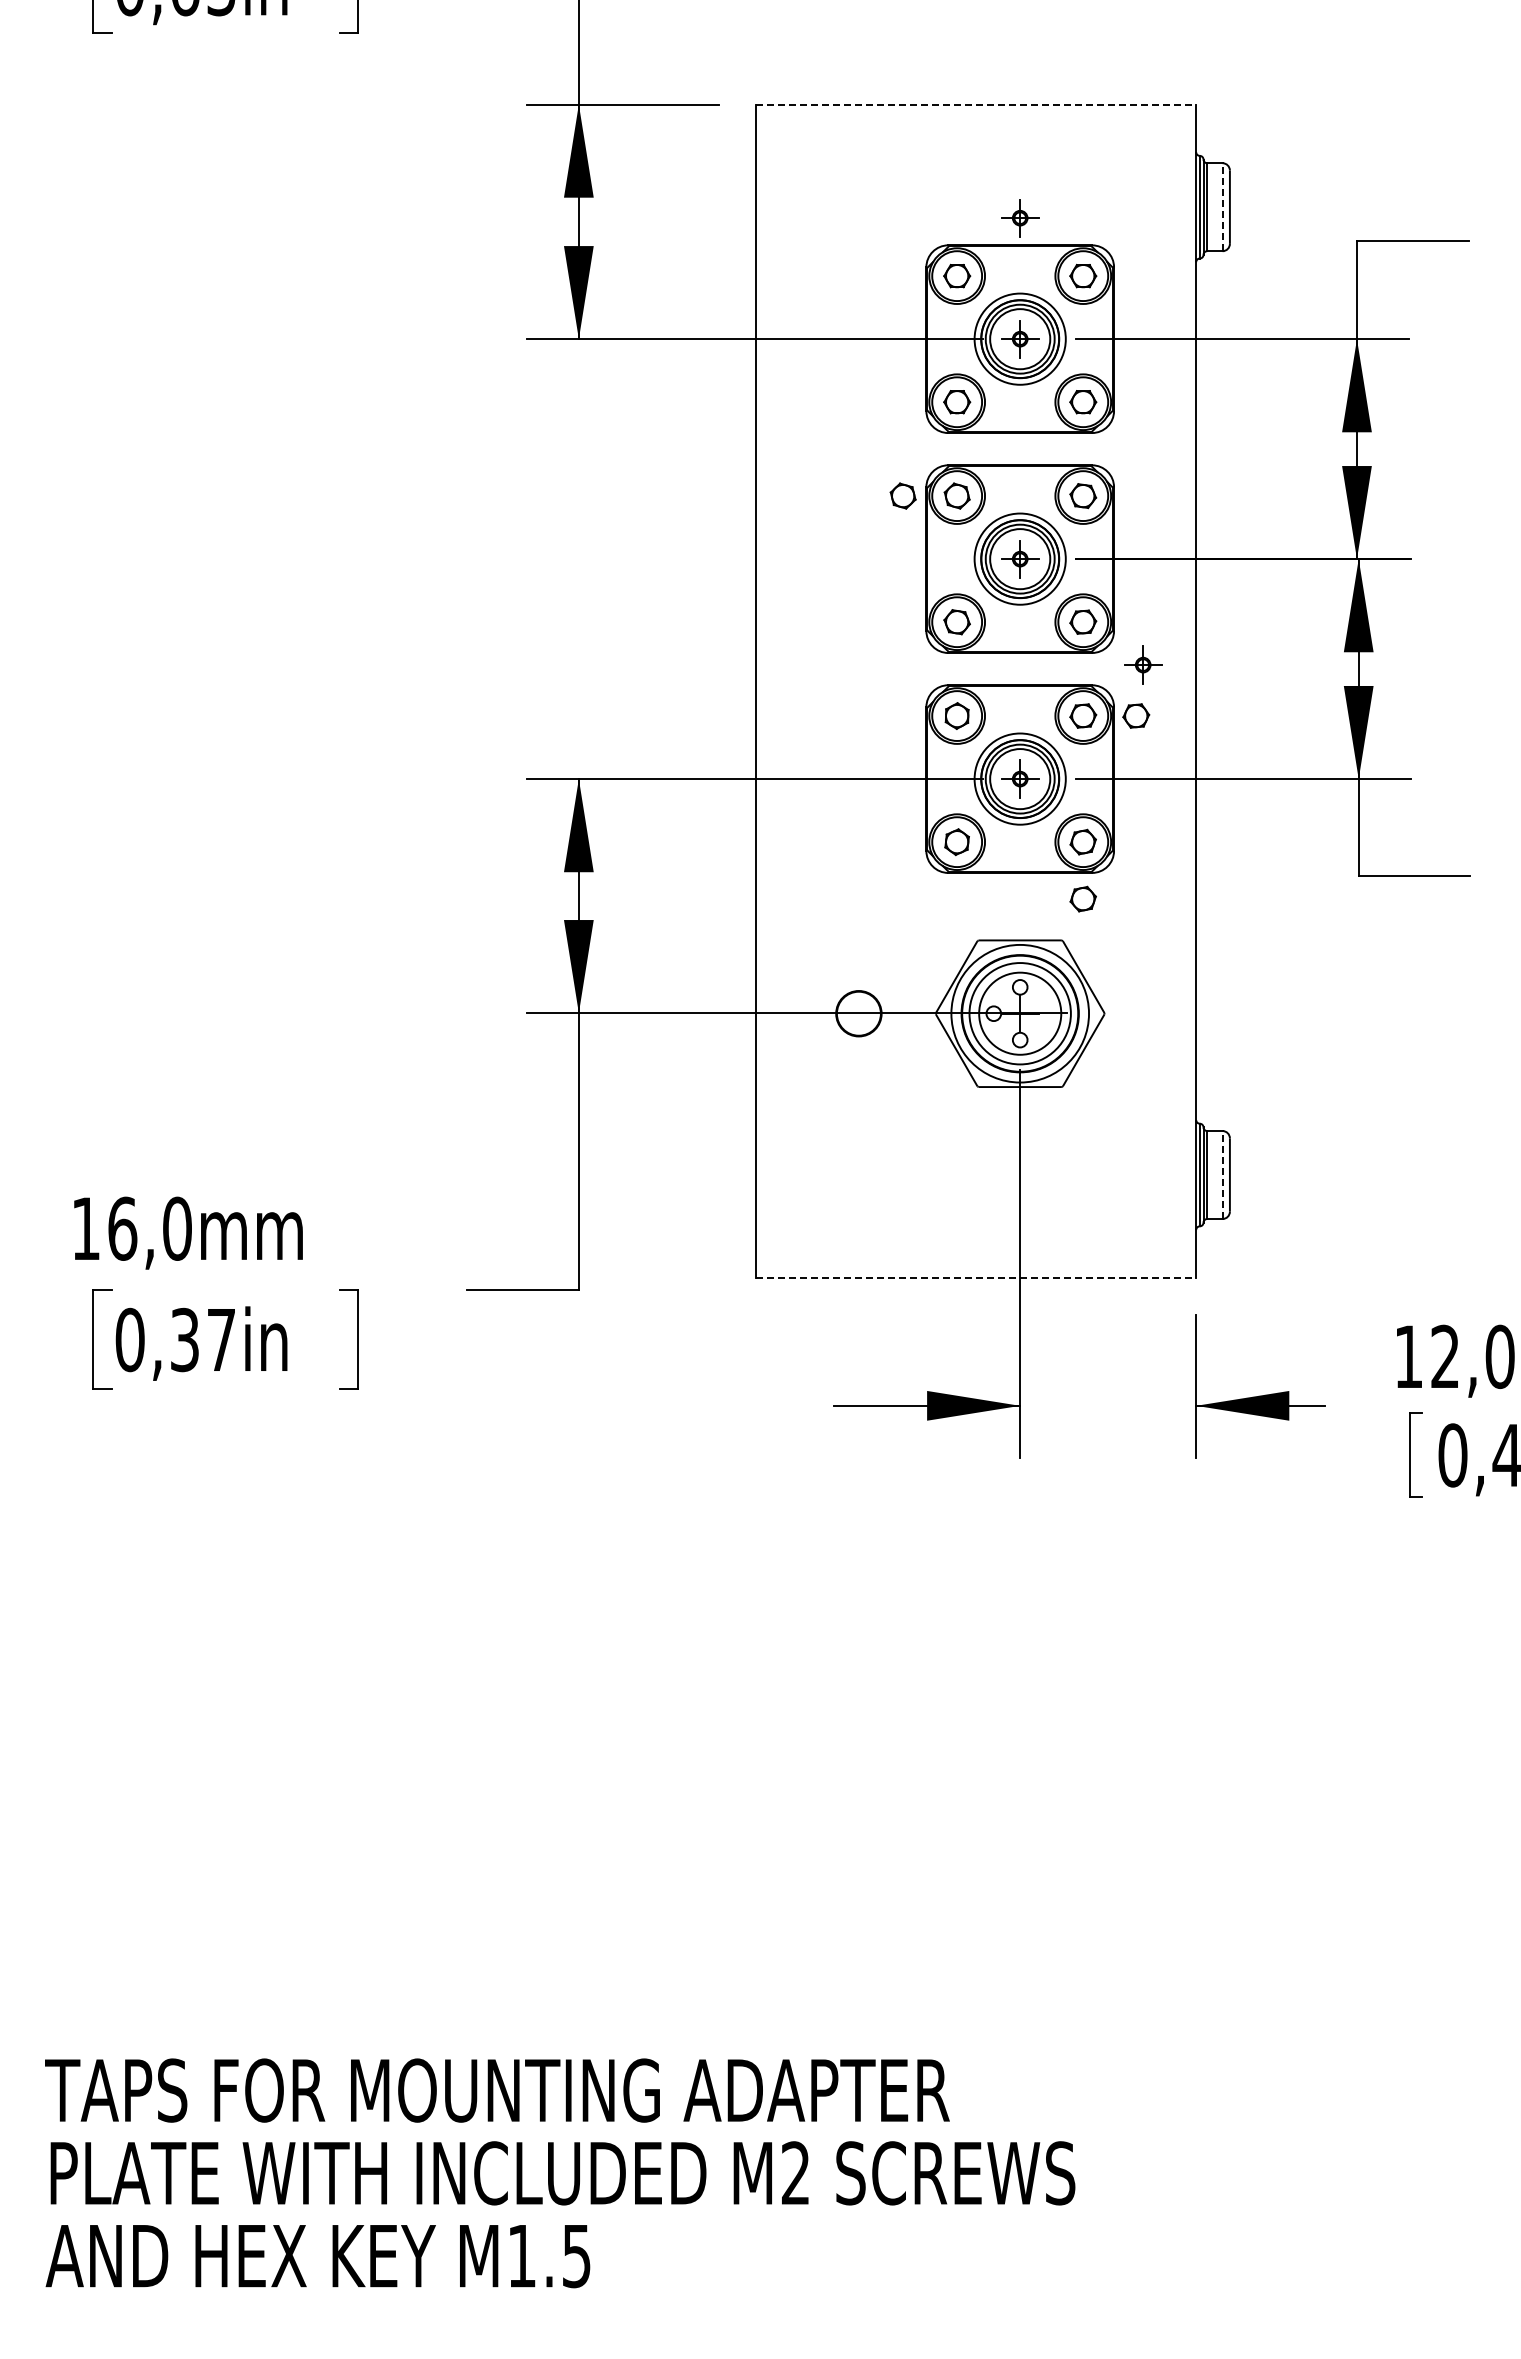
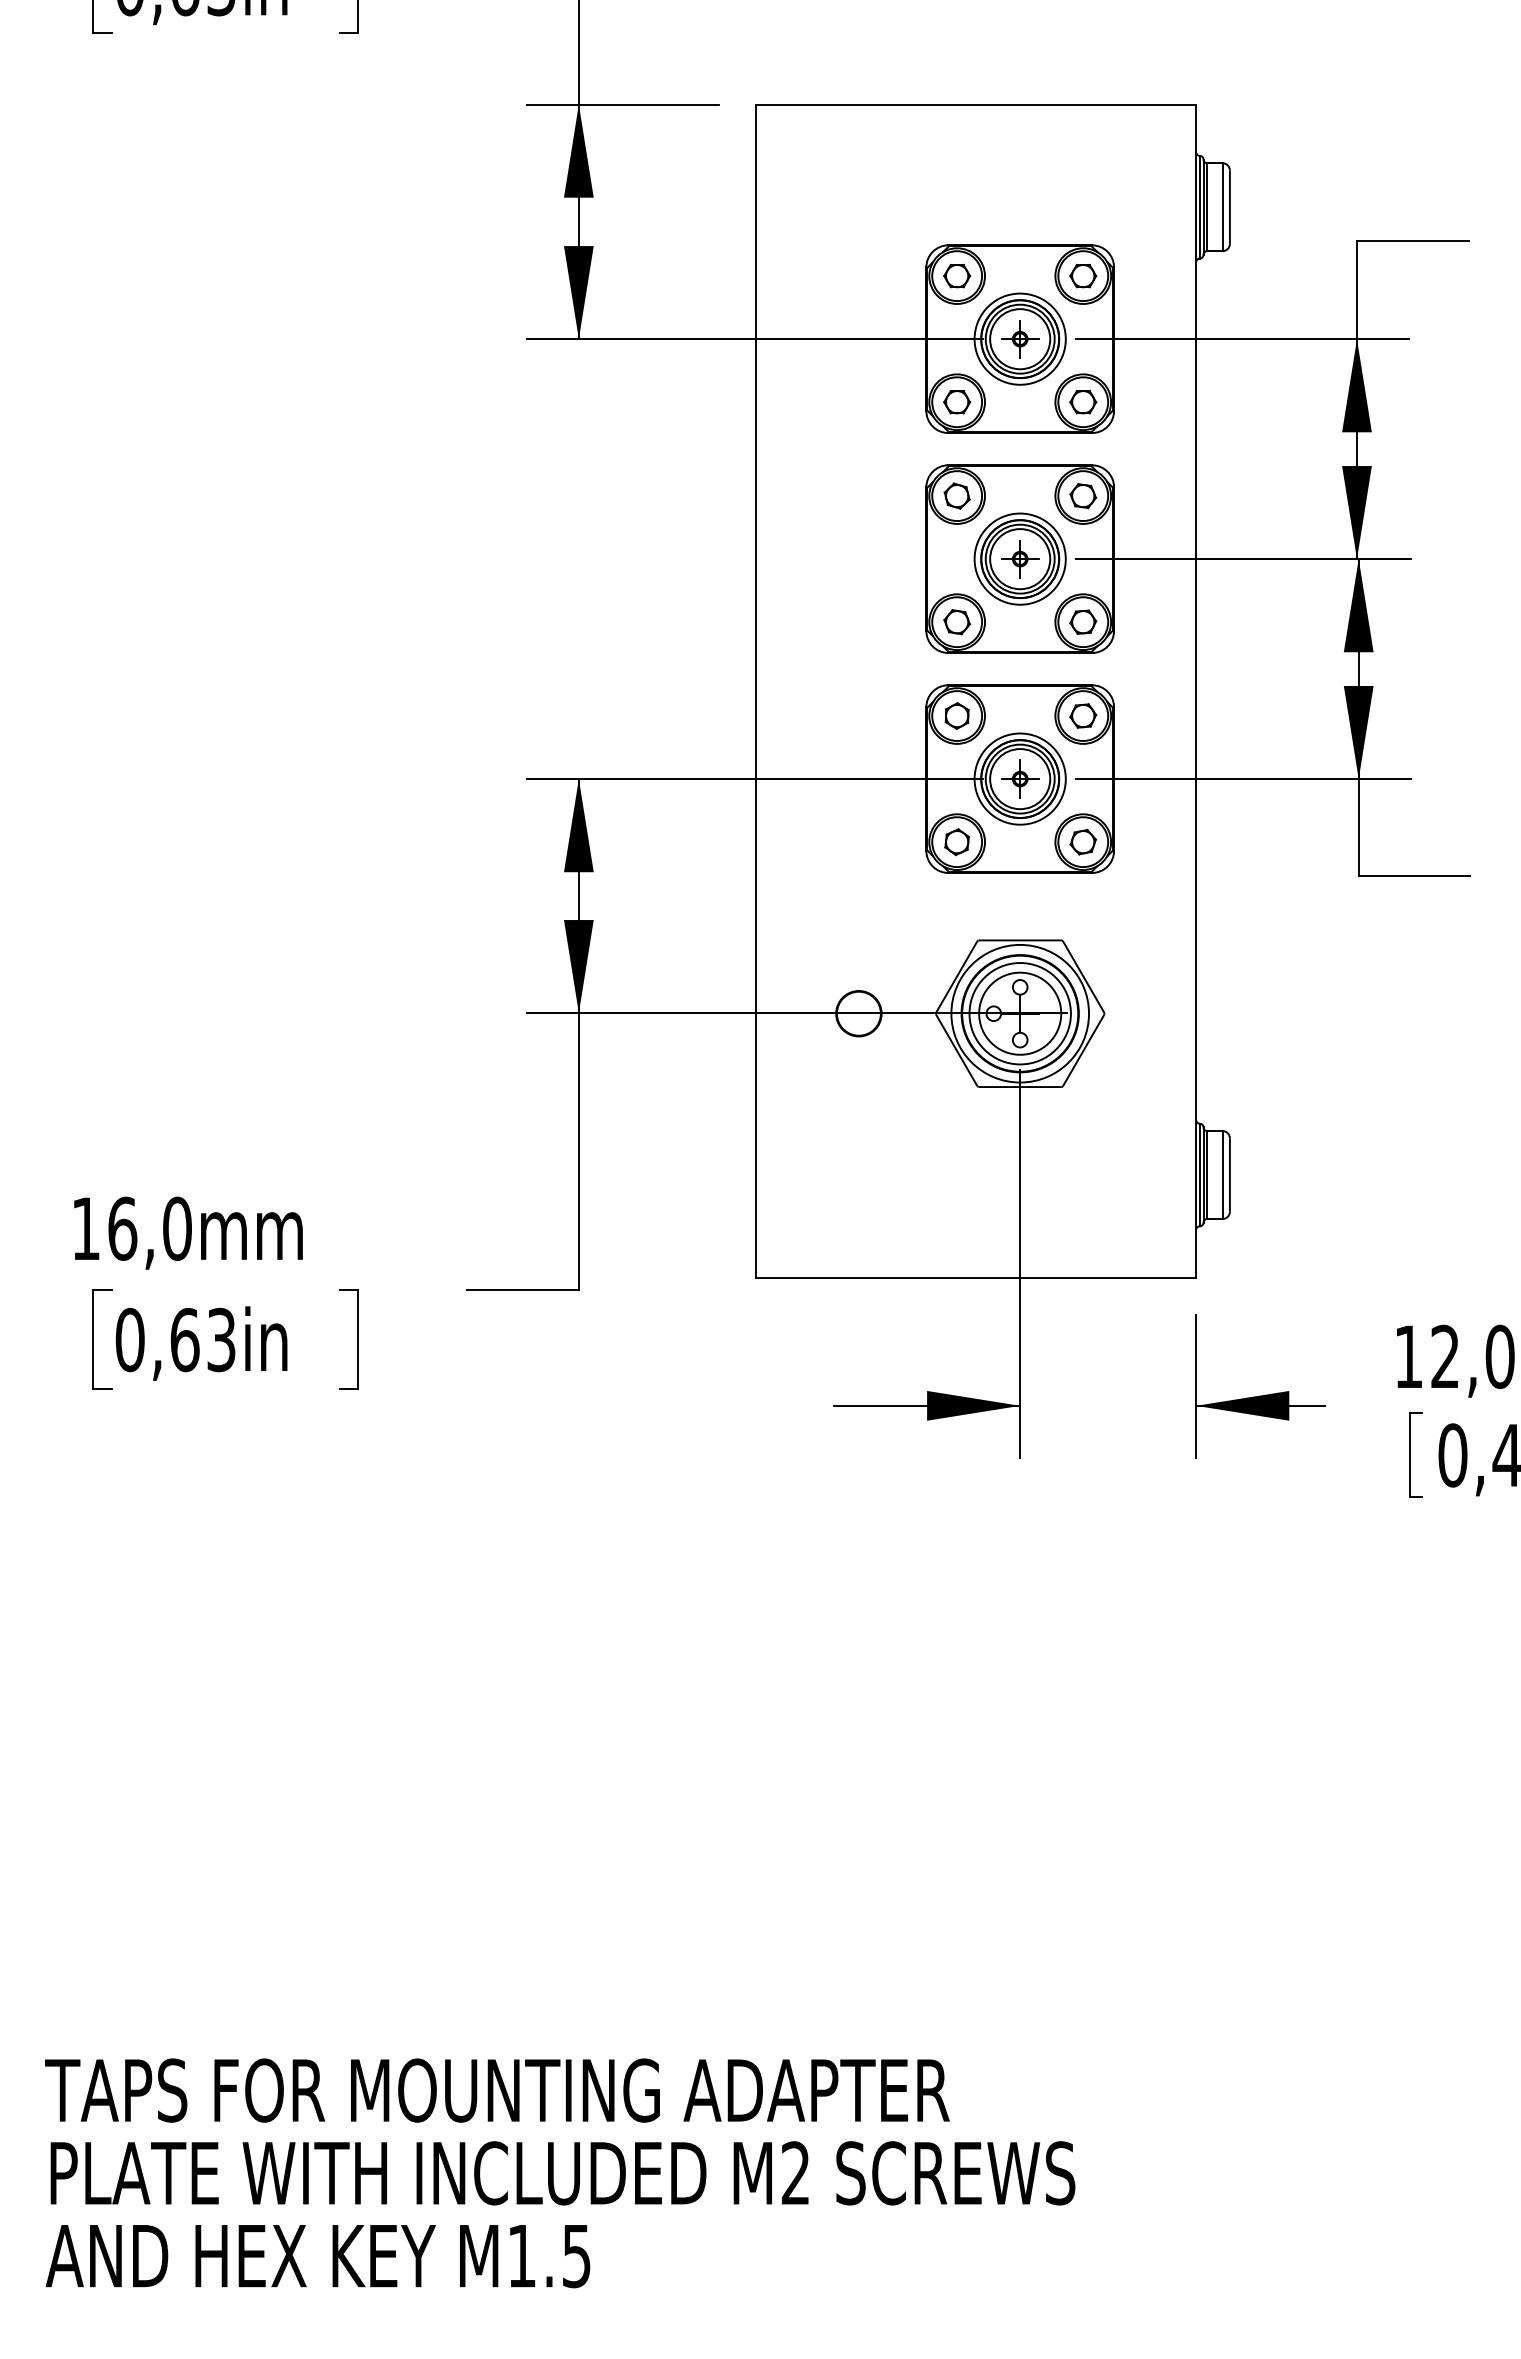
line: dashed -> solid (976, 104)
line: dashed -> solid (1222, 207)
part: present -> none (1020, 218)
part: present -> none (902, 495)
part: present -> none (1143, 664)
part: present -> none (1136, 715)
part: present -> none (1082, 898)
line: dashed -> solid (1222, 1175)
line: dashed -> solid (976, 1277)
text: 0,37in -> 0,63in (202, 1339)
